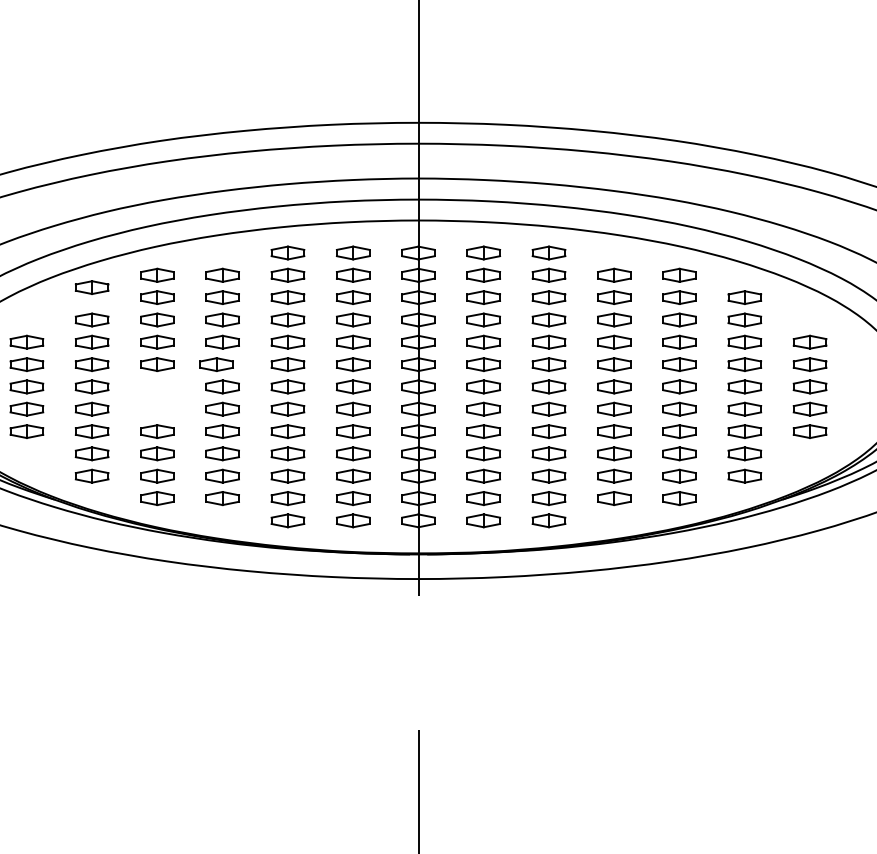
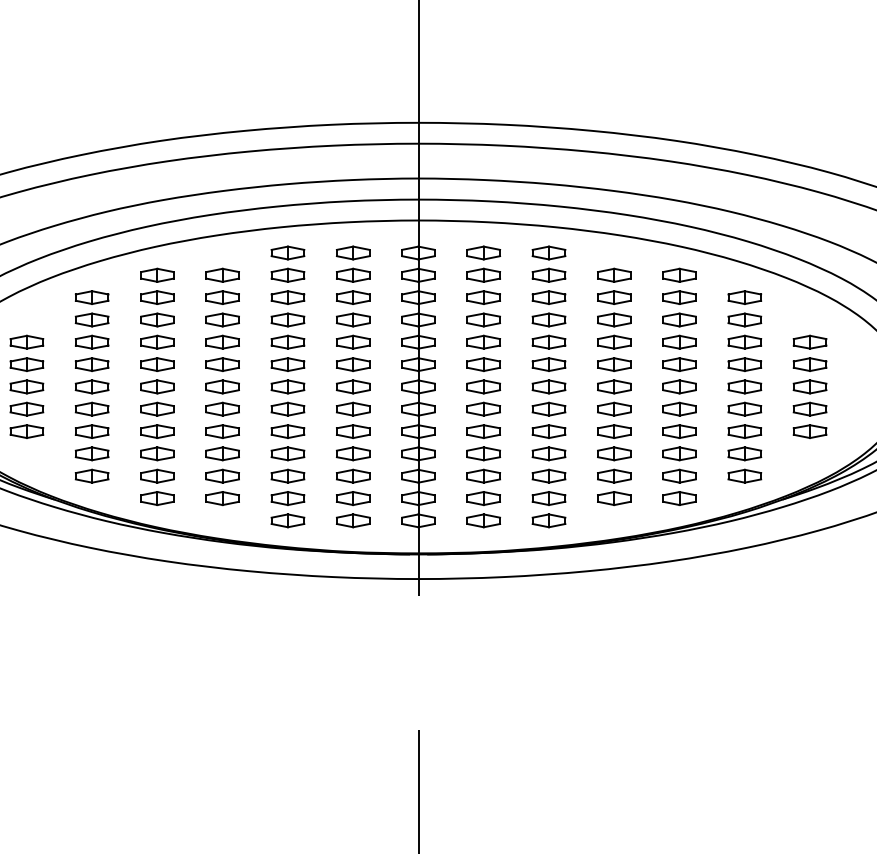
part position: (91, 287) -> (91, 297) (91, 297)
part position: (216, 364) -> (222, 364) (222, 364)
part: none -> present (157, 397)
